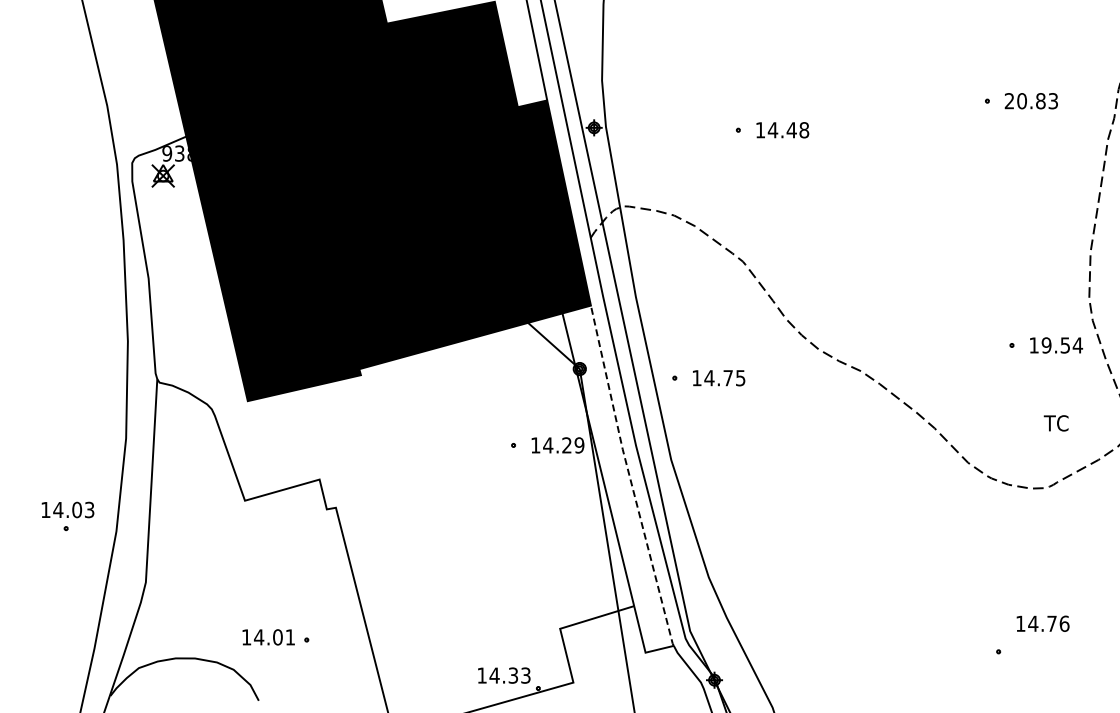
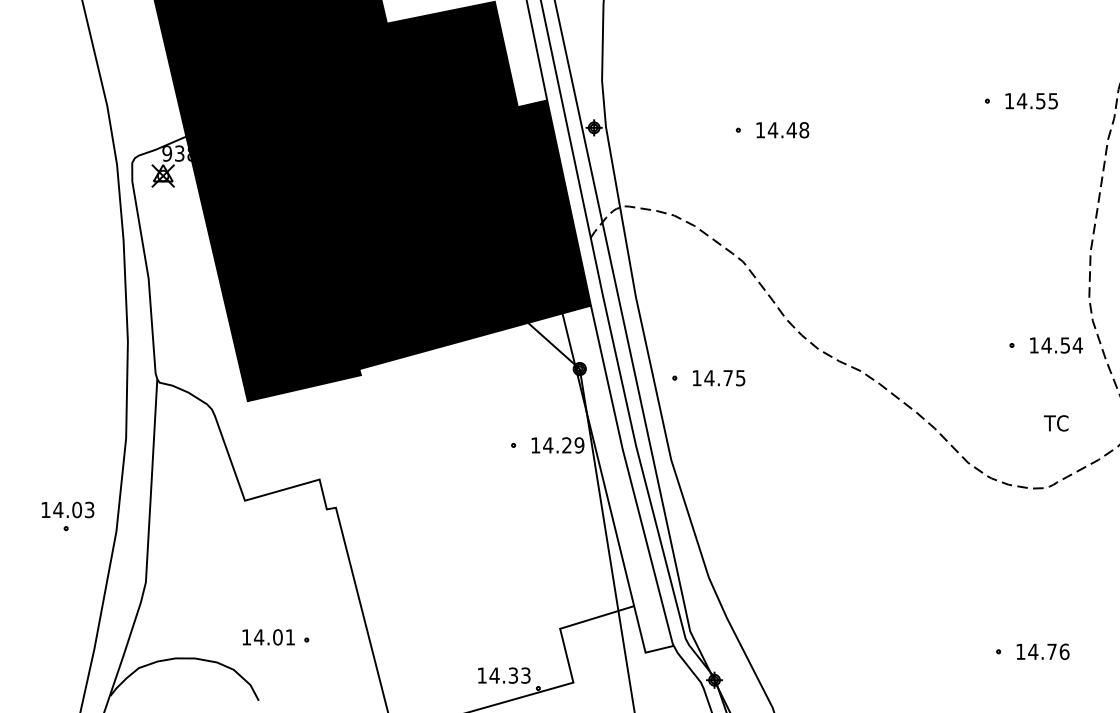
text: 20.83 -> 14.55 (1030, 101)
text: 19.54 -> 14.54 (1046, 345)
line: dashed -> solid (629, 476)
text position: (1042, 623) -> (1042, 651) (1042, 651)
